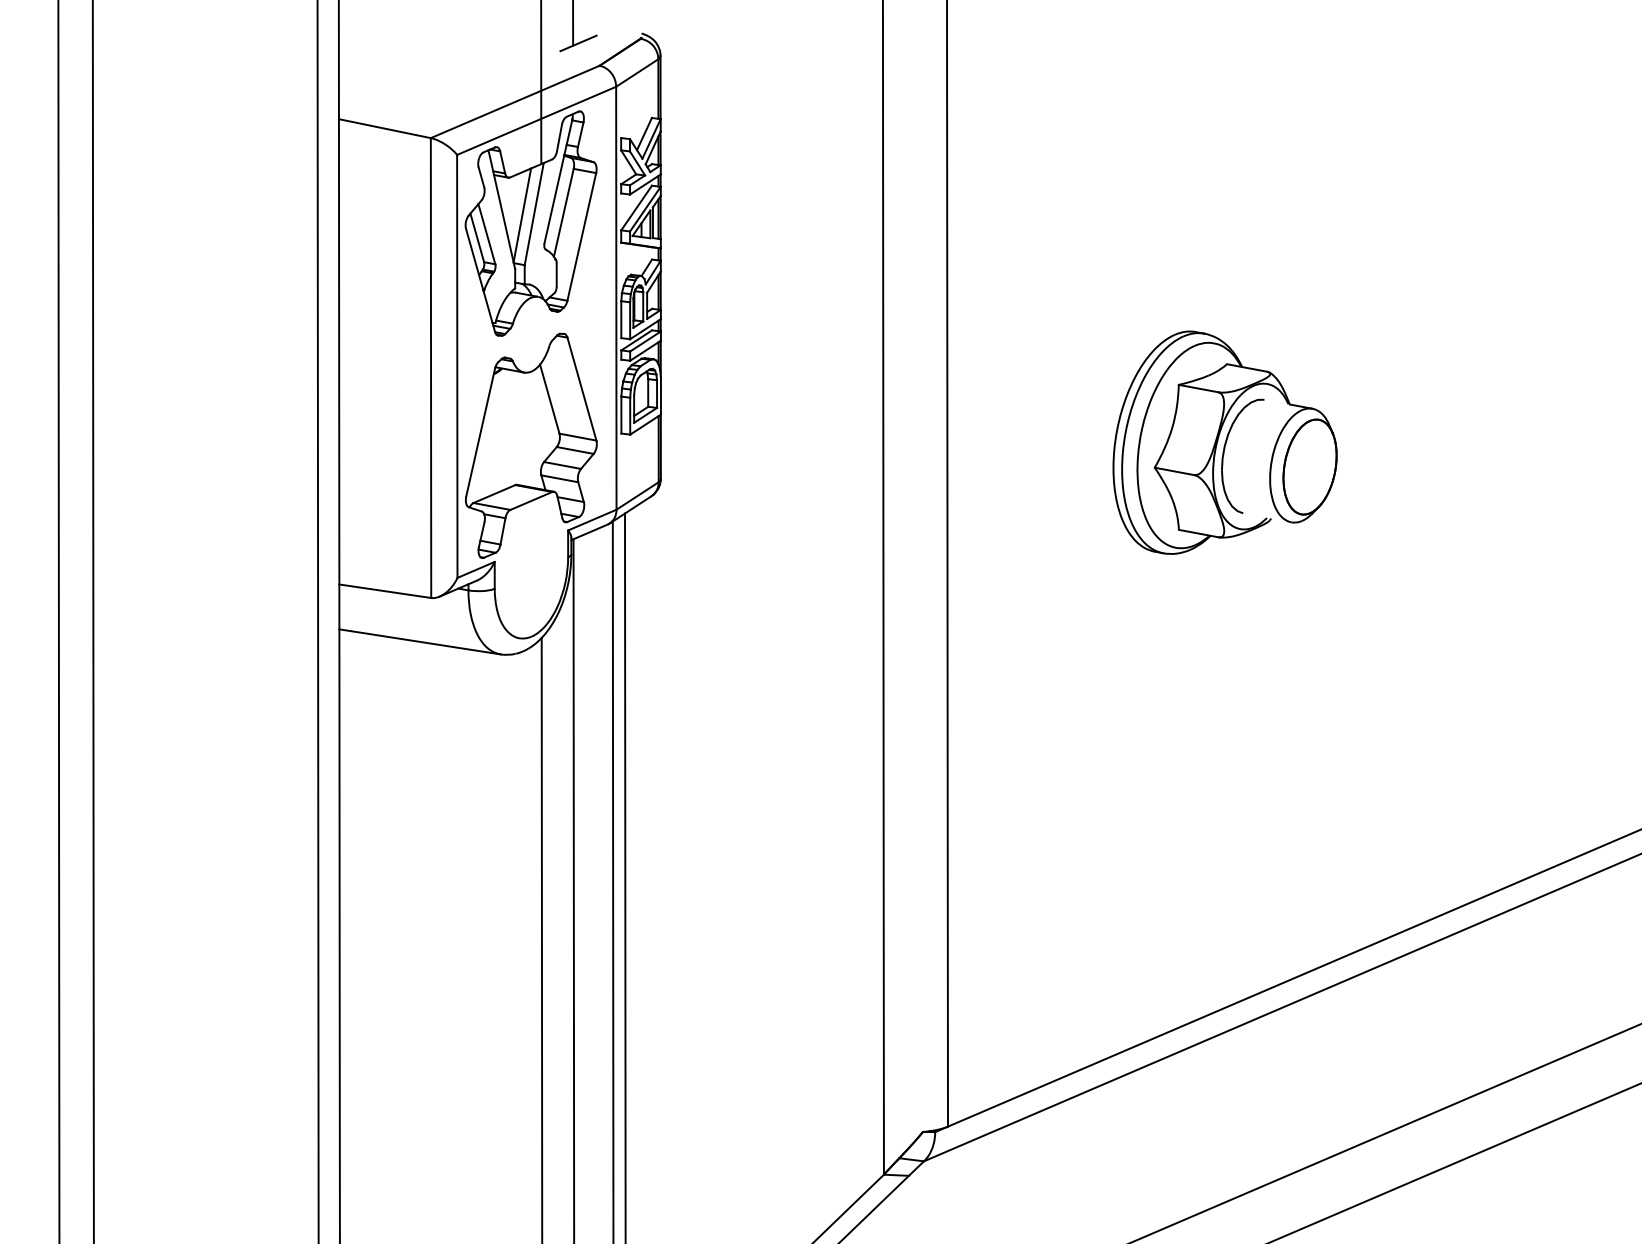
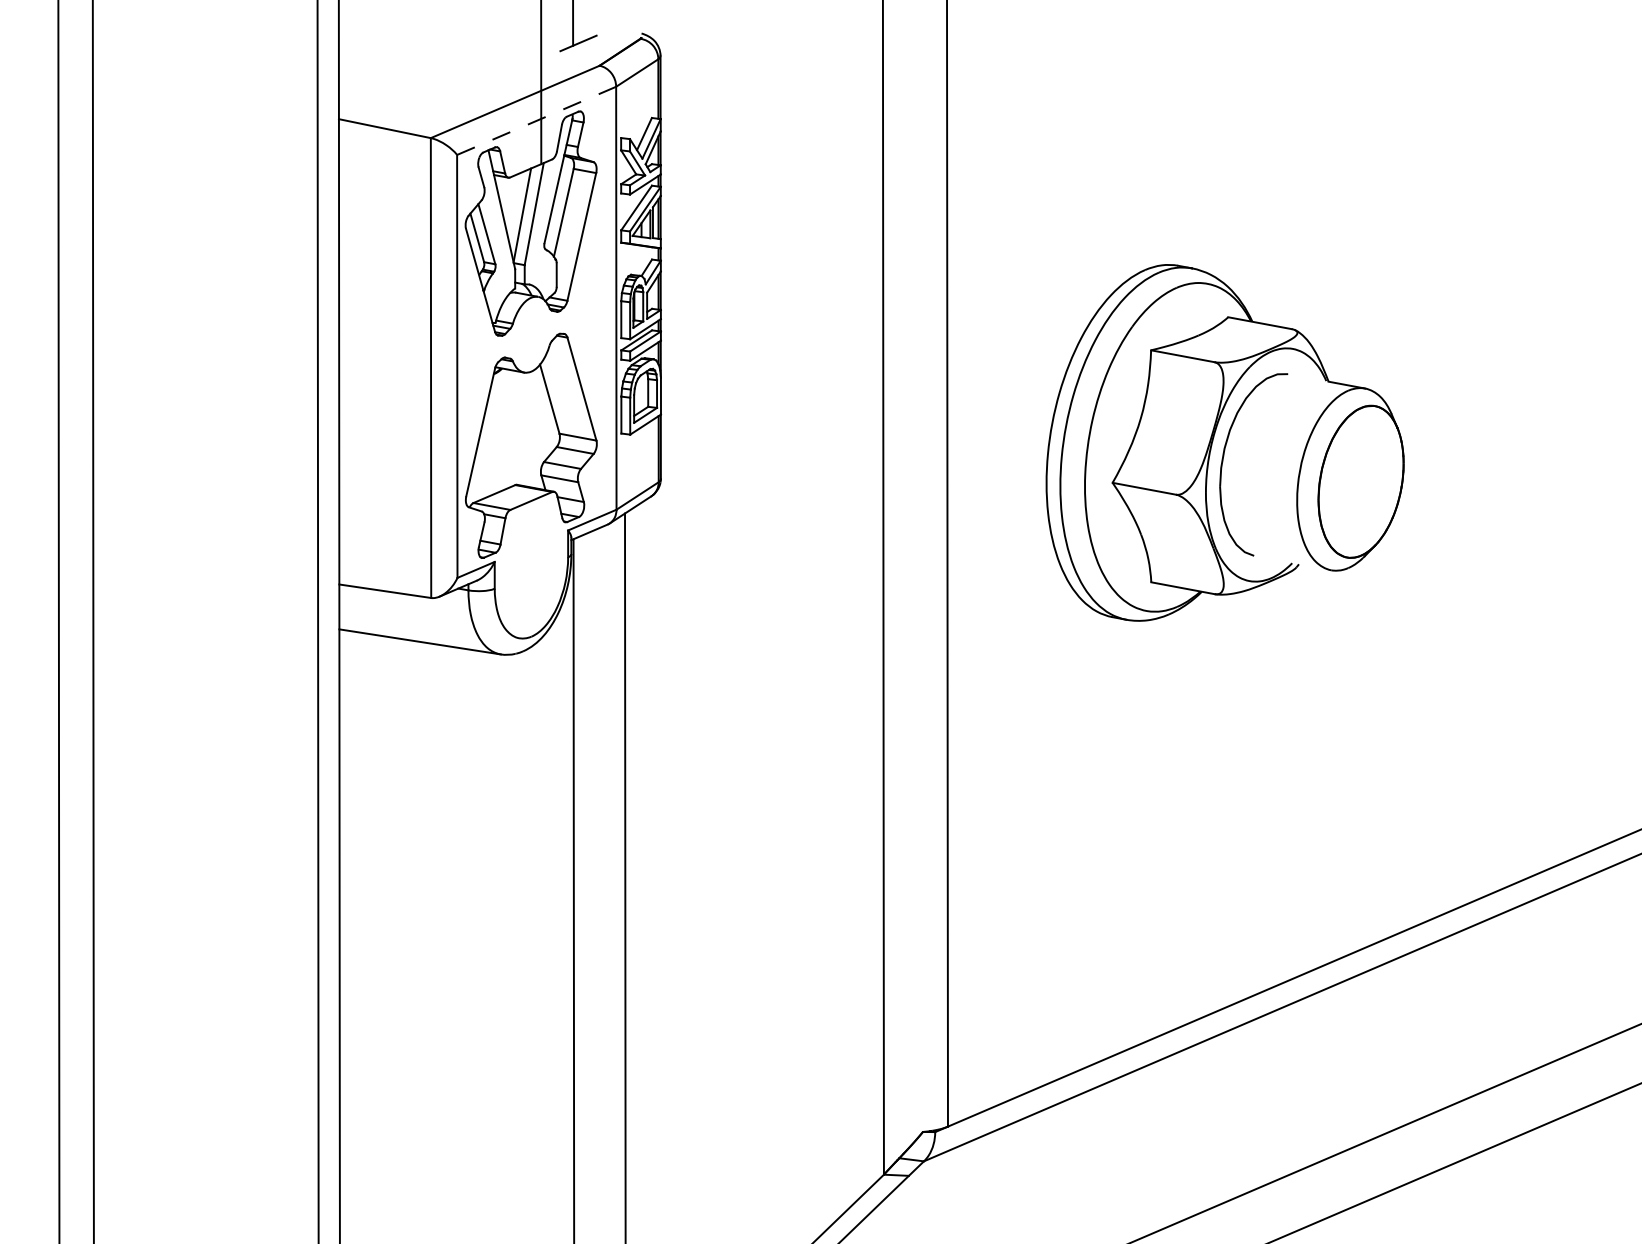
line: solid -> dashed (536, 120)
part size: 226x225 px -> 360x358 px (1224, 442)
line: present -> none (612, 880)
line: present -> none (541, 938)
